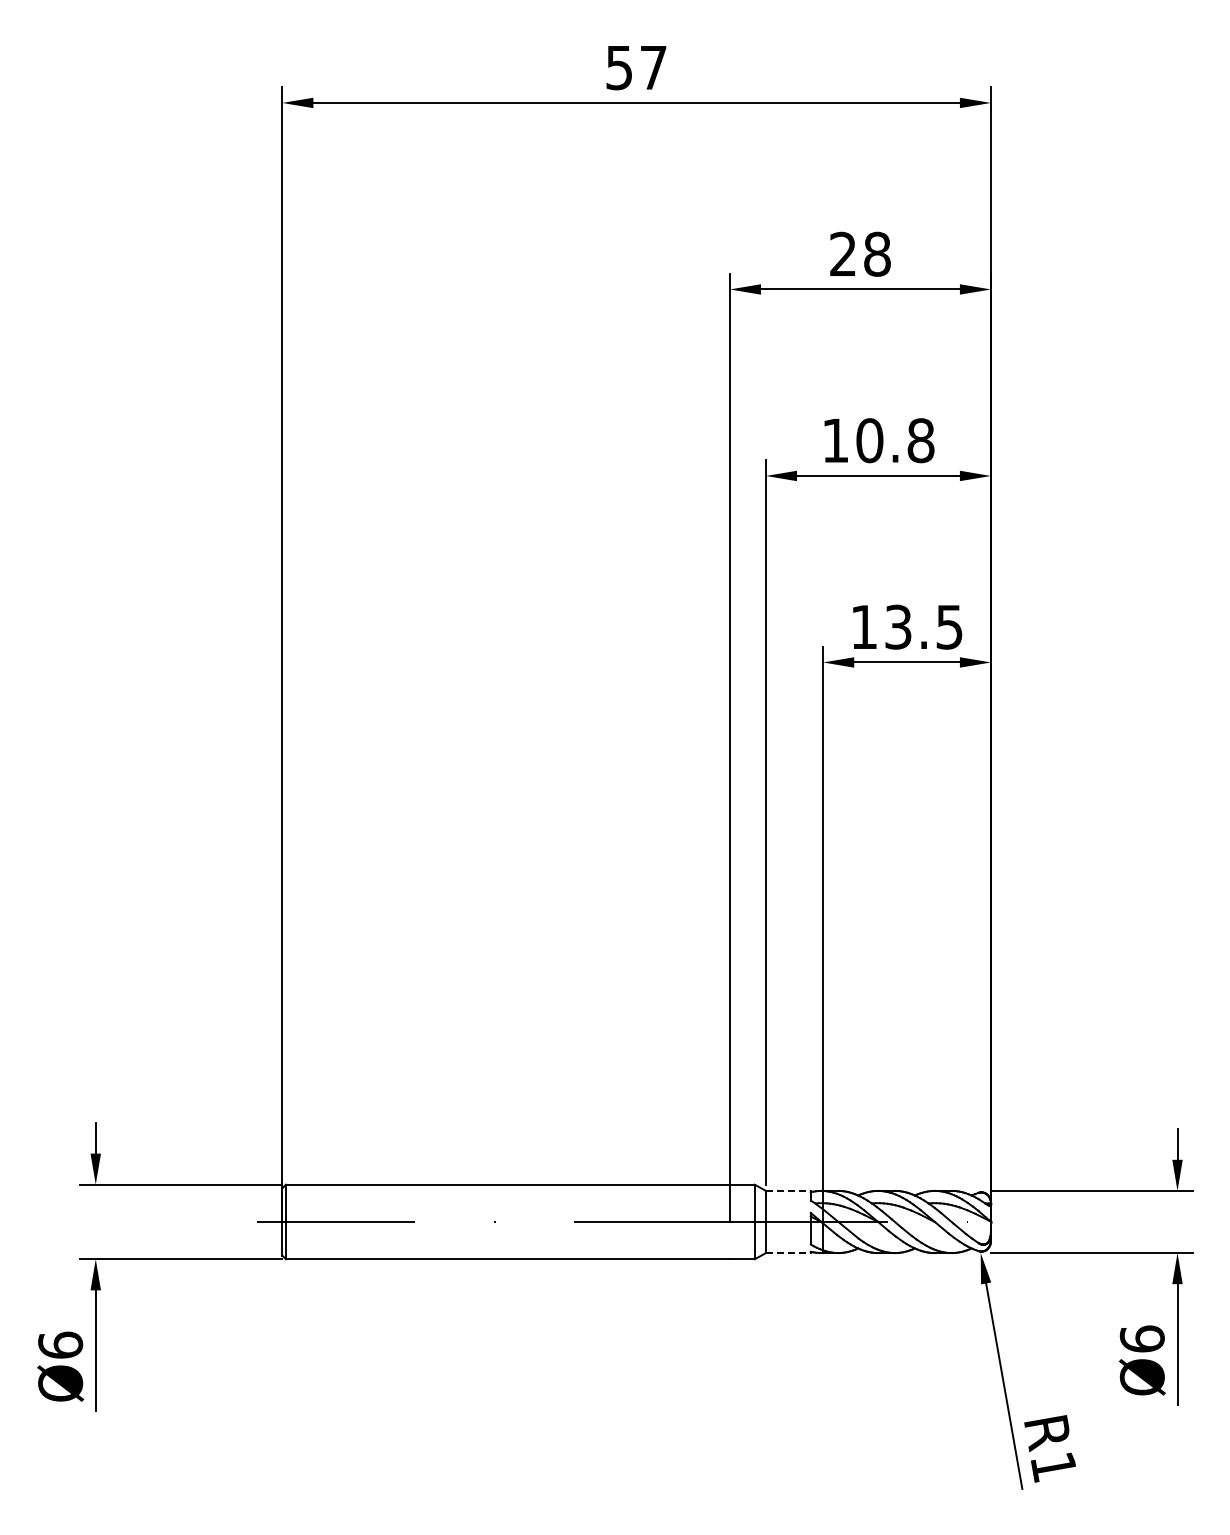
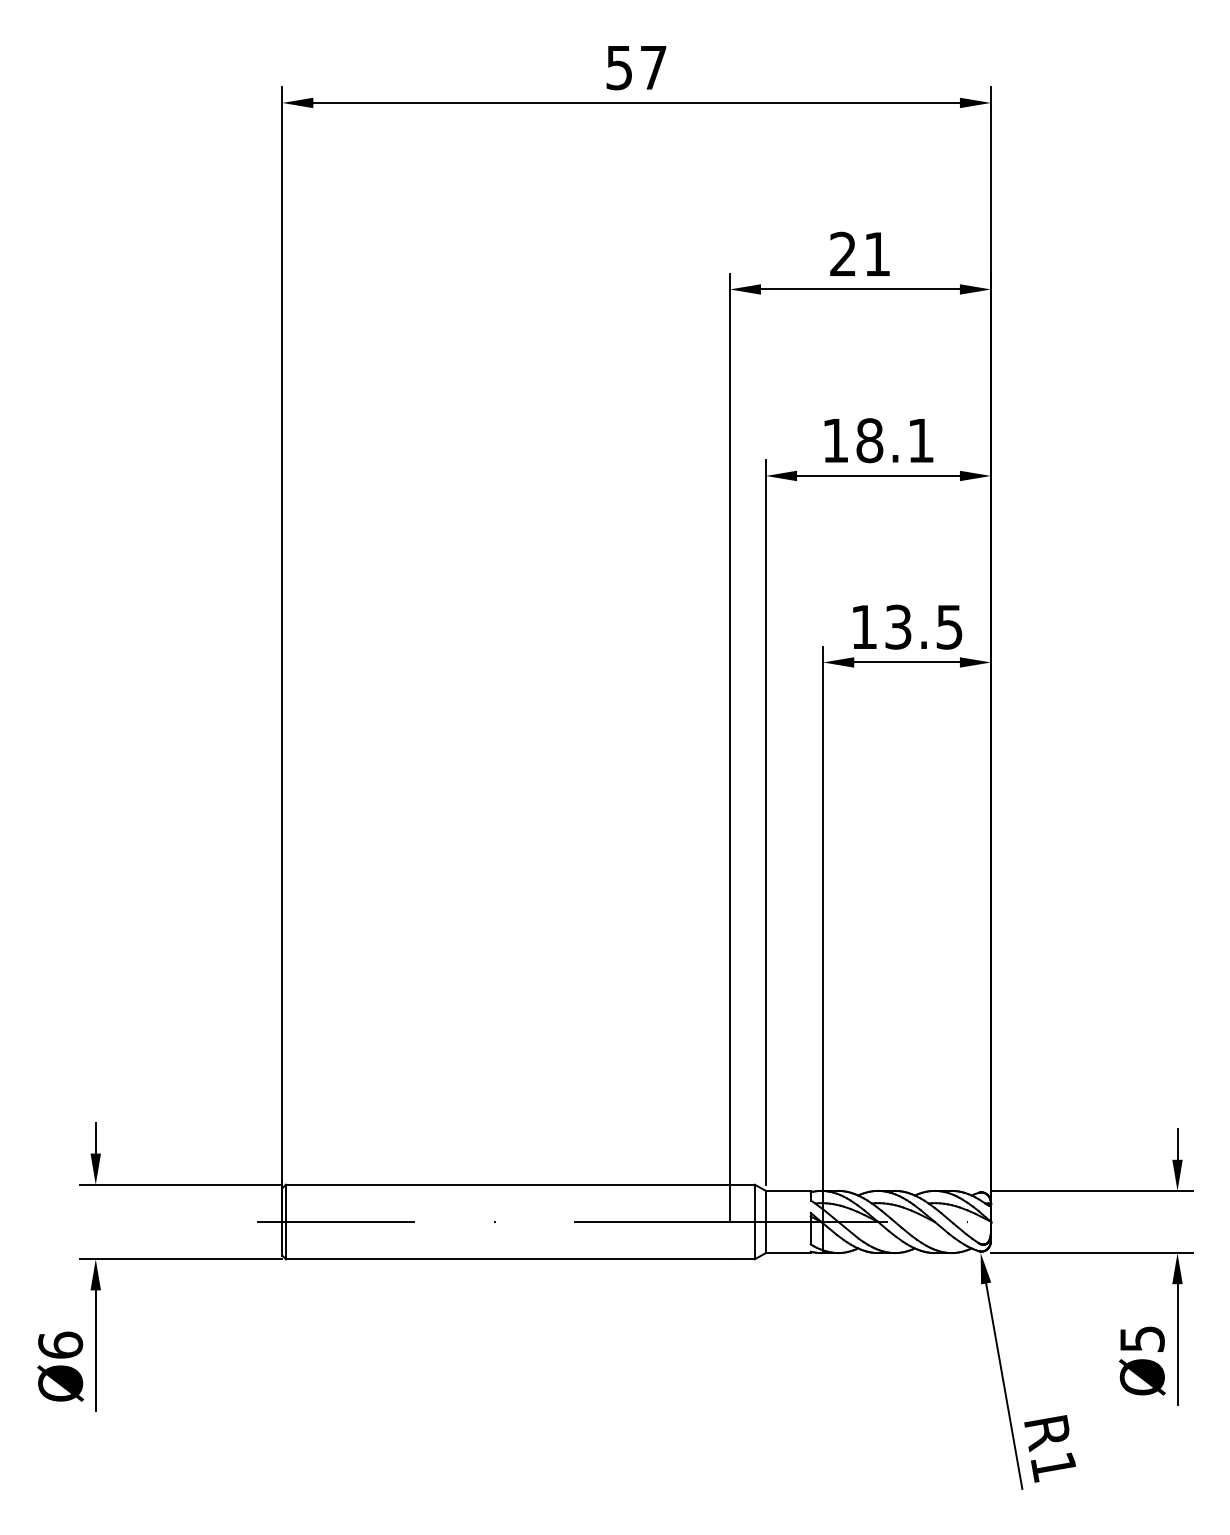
text: 28 -> 21 (877, 253)
text: 10.8 -> 18.1 (895, 440)
line: dashed -> solid (788, 1190)
line: dashed -> solid (788, 1253)
text: Ø6 -> Ø5 (1141, 1338)
